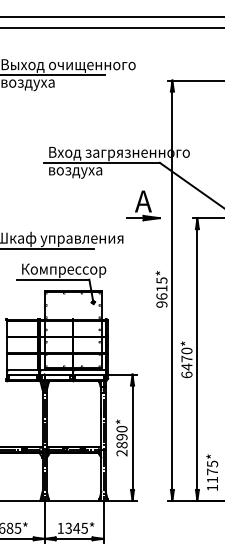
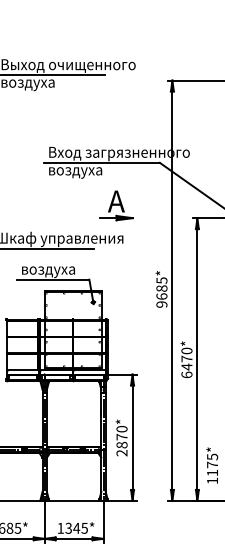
line: present -> none (111, 16)
line: present -> none (111, 27)
part position: (143, 205) -> (116, 205) (116, 205)
text: Компрессор -> воздуха (64, 270)
text: 9615* -> 9685* (161, 288)
text: 2890* -> 2870* (121, 437)
text position: (212, 472) -> (212, 465) (212, 465)
